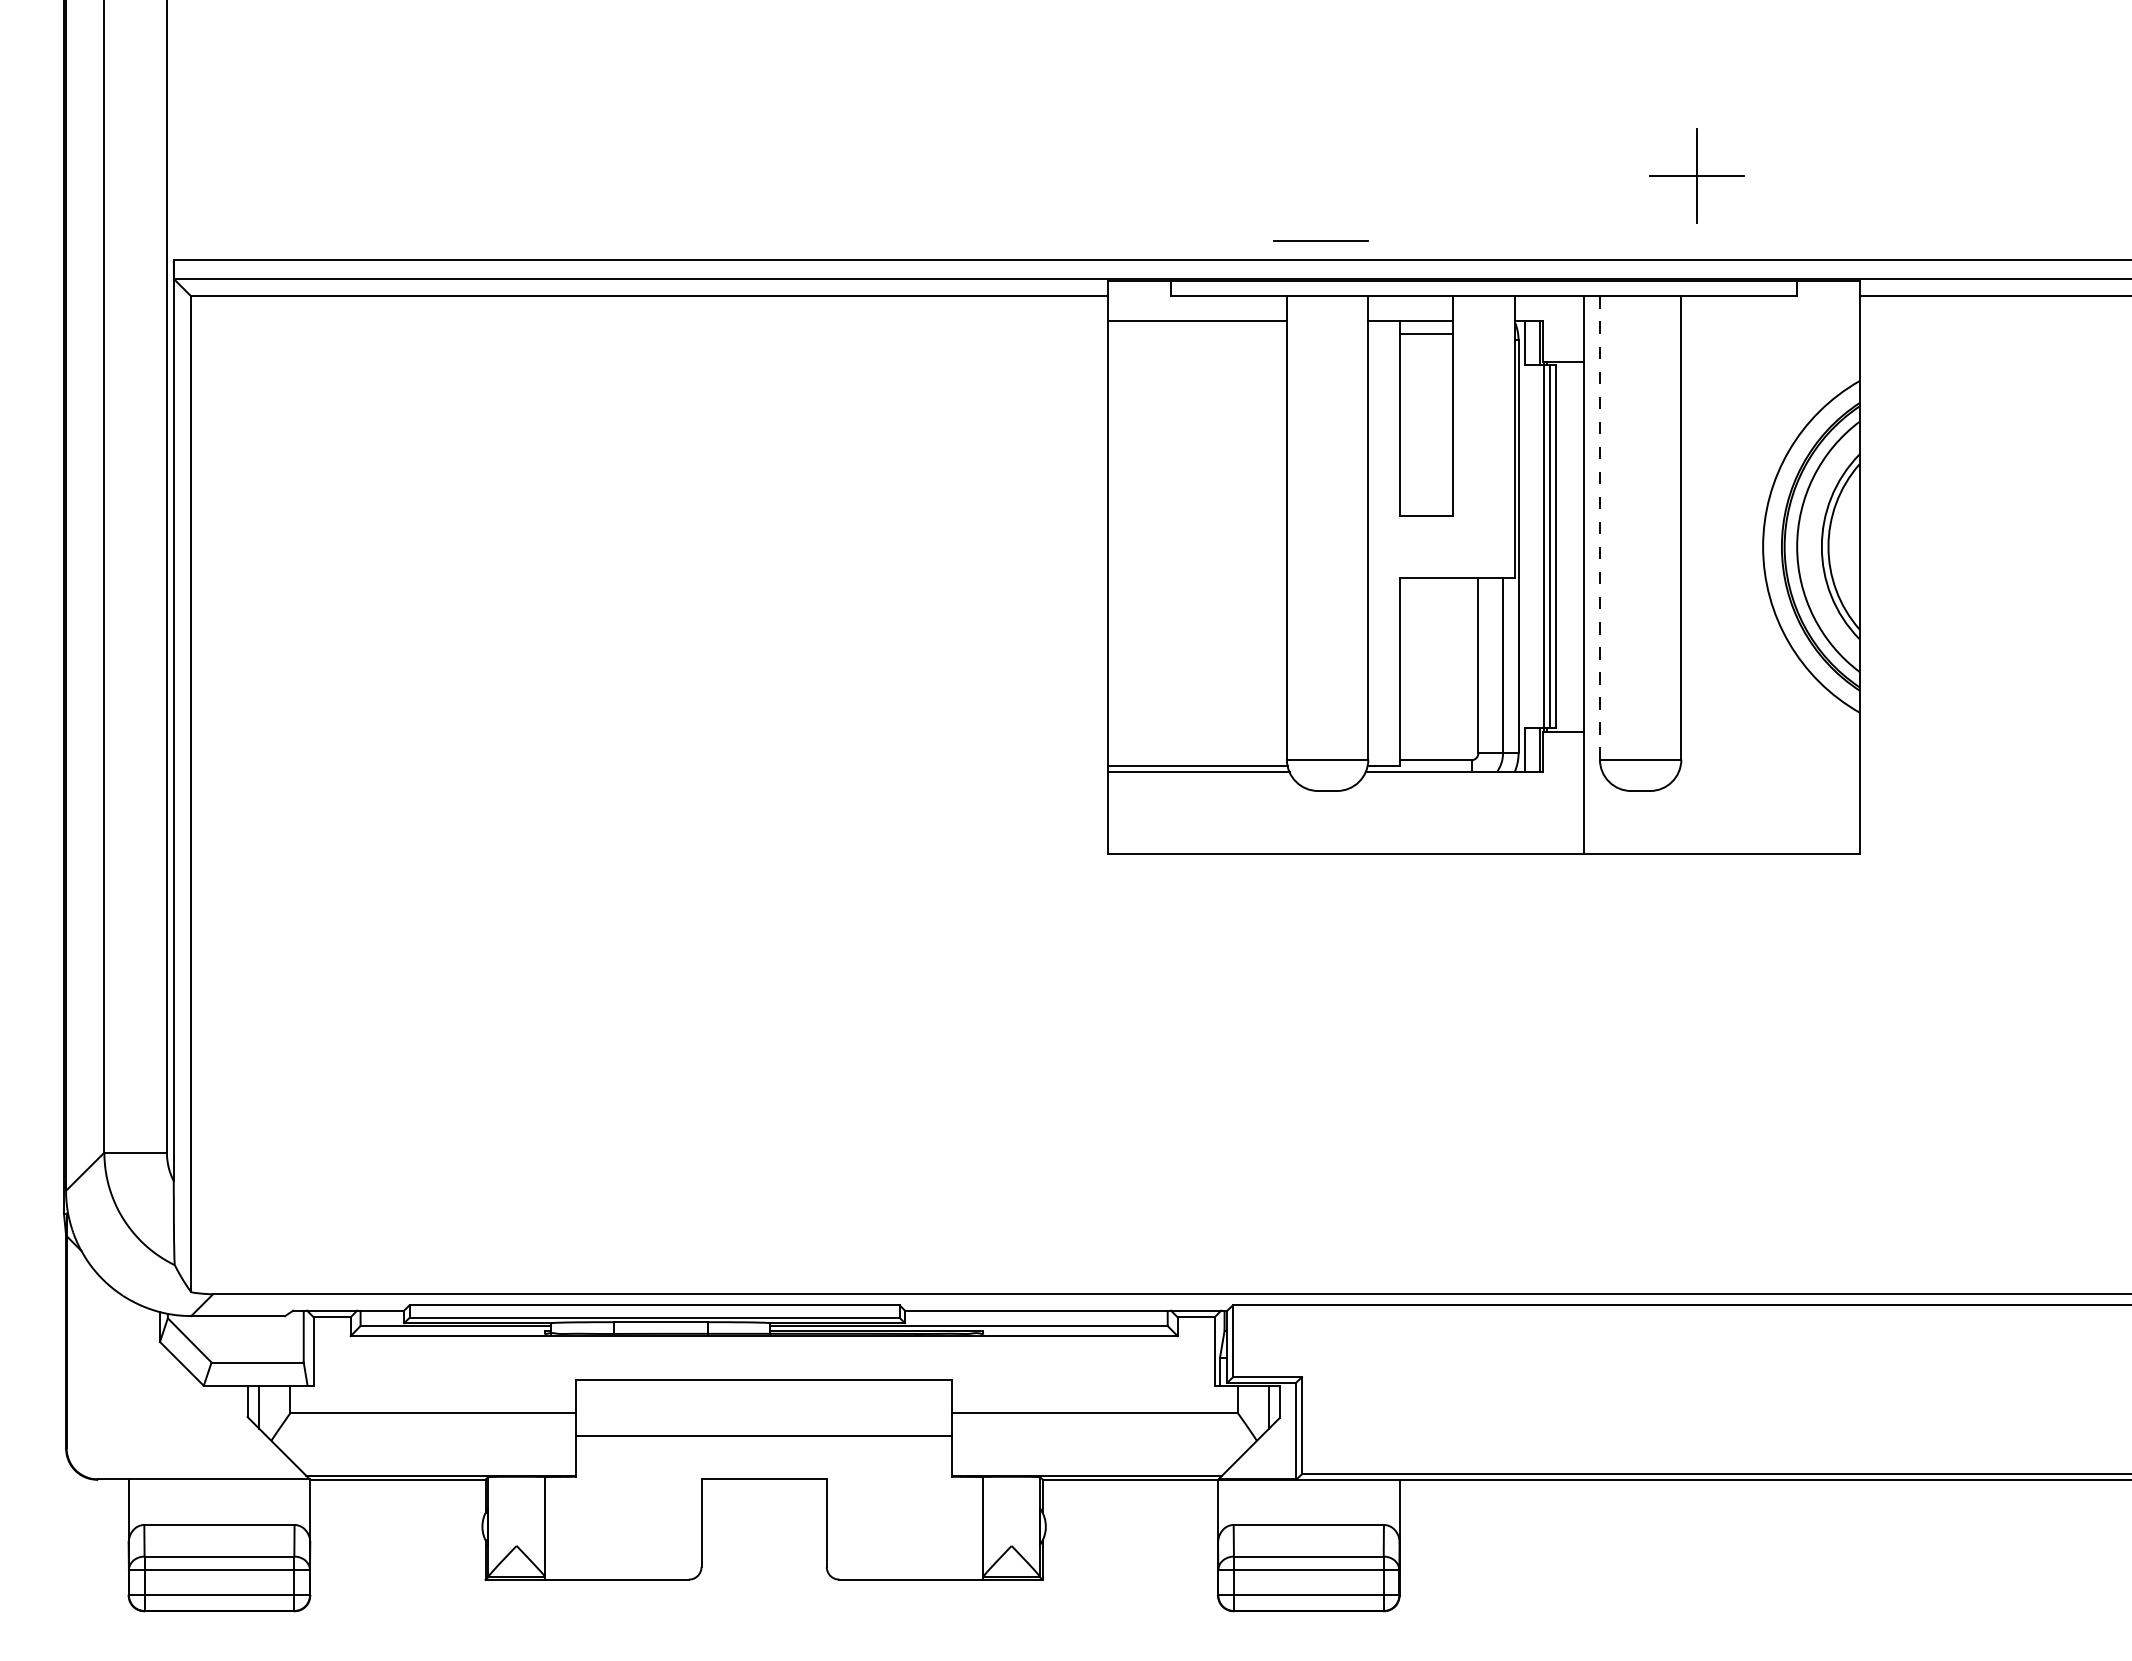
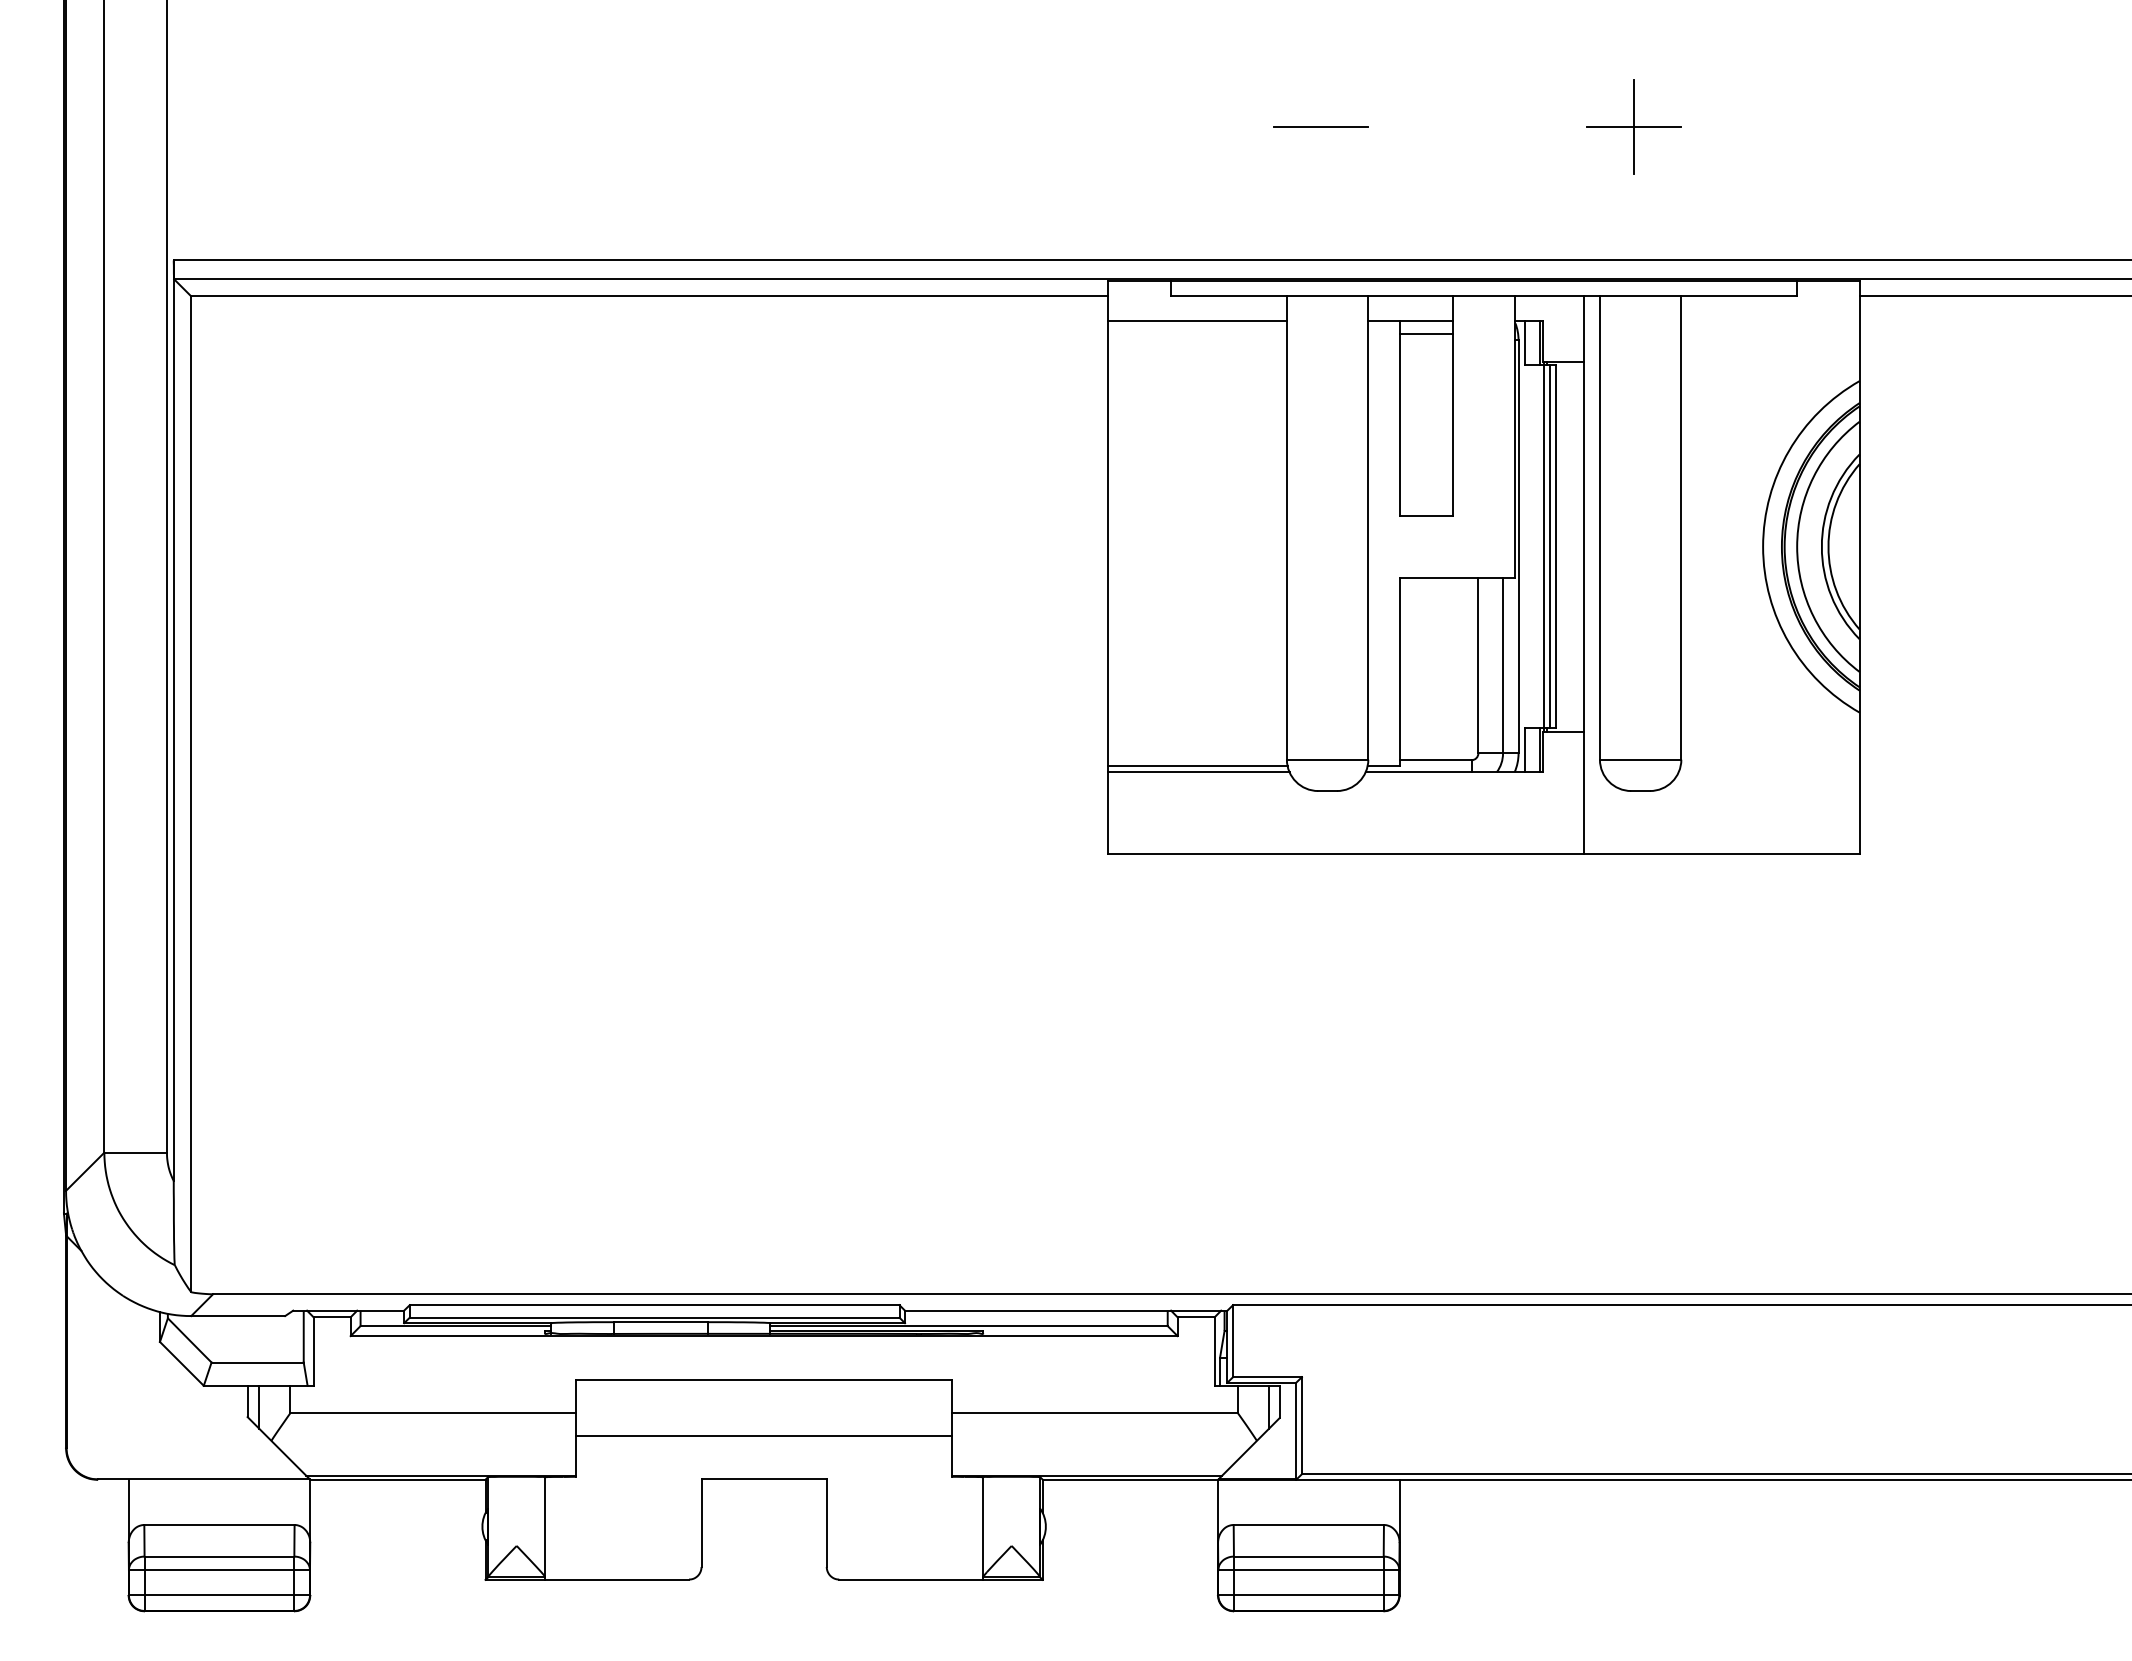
part position: (1696, 175) -> (1633, 126) (1633, 126)
line position: (1320, 240) -> (1320, 126) (1320, 126)
line: dashed -> solid (1599, 528)
